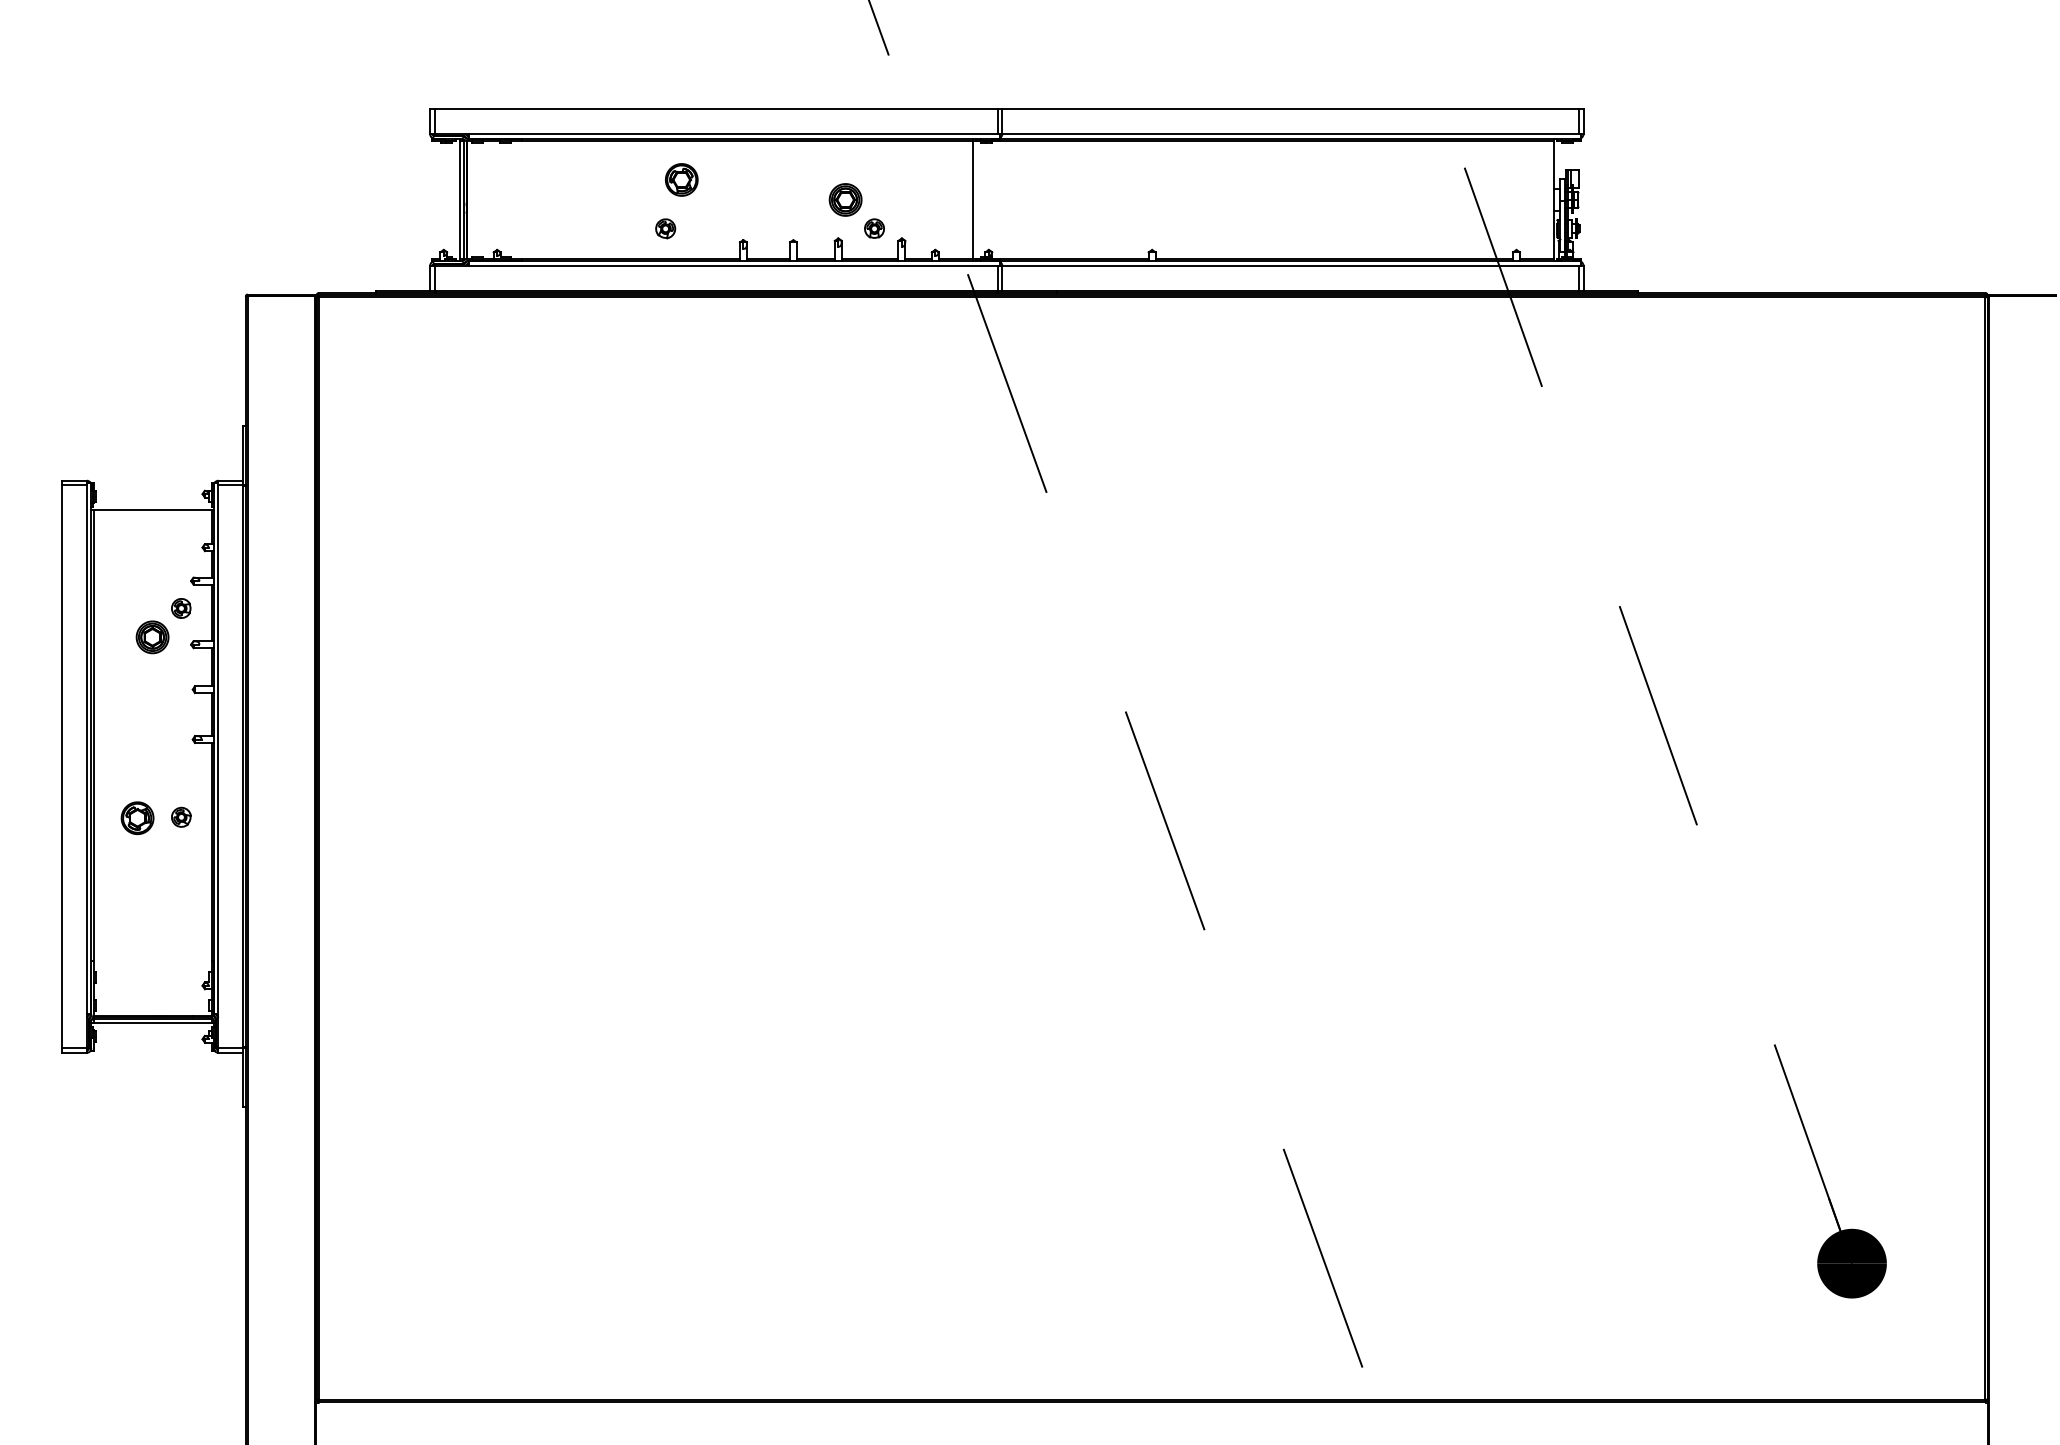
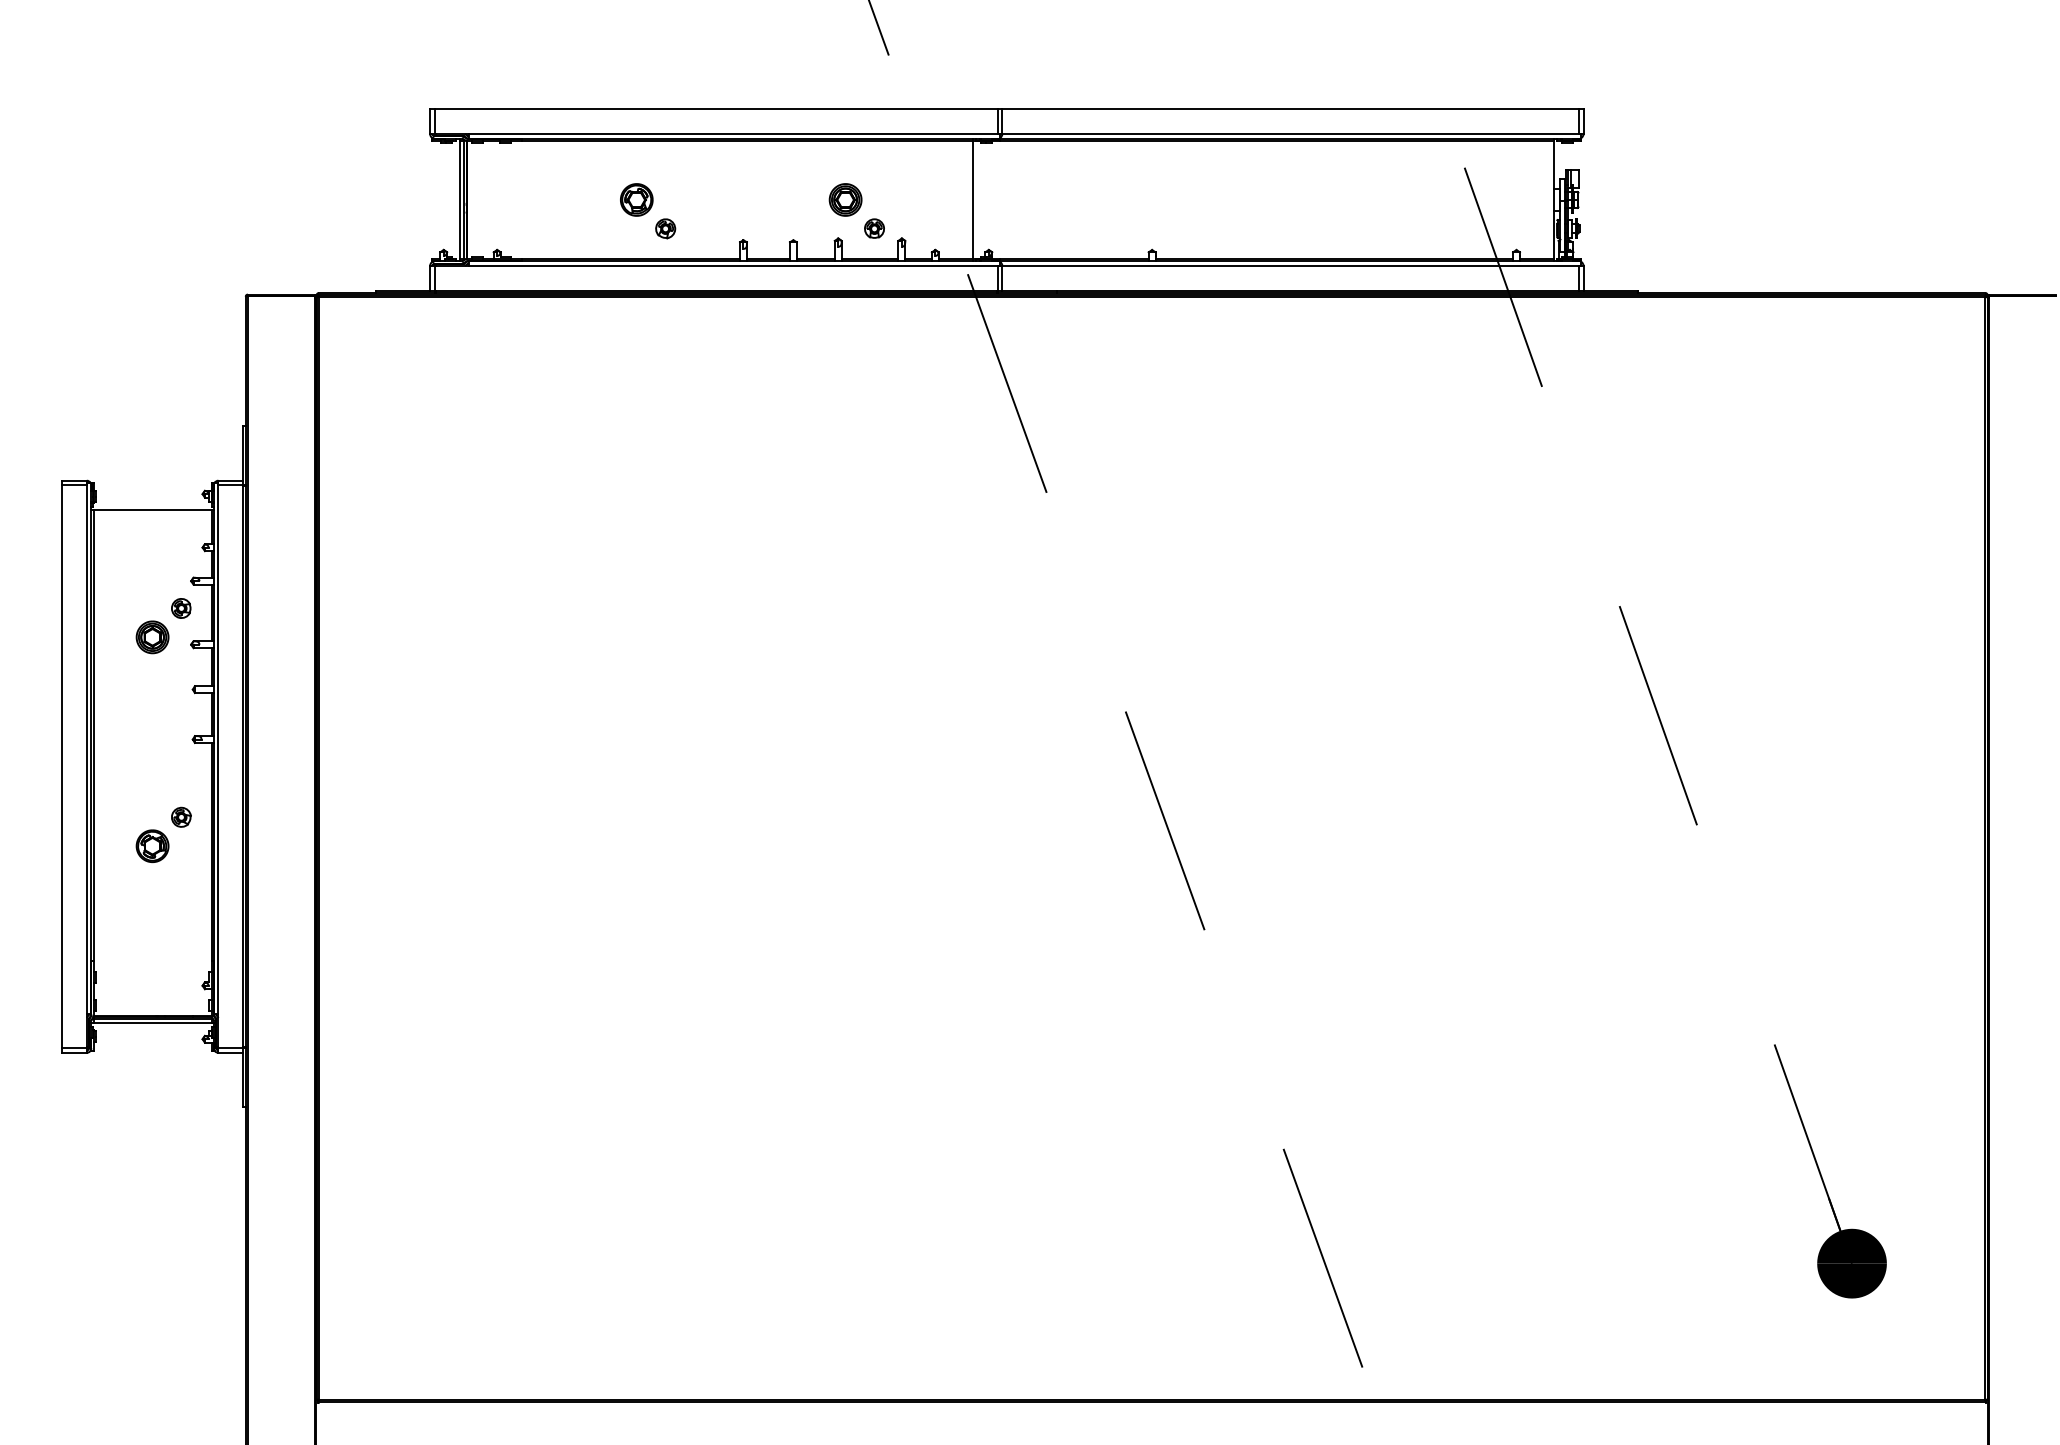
part position: (681, 179) -> (636, 199) (636, 199)
part position: (137, 817) -> (152, 845) (152, 845)
